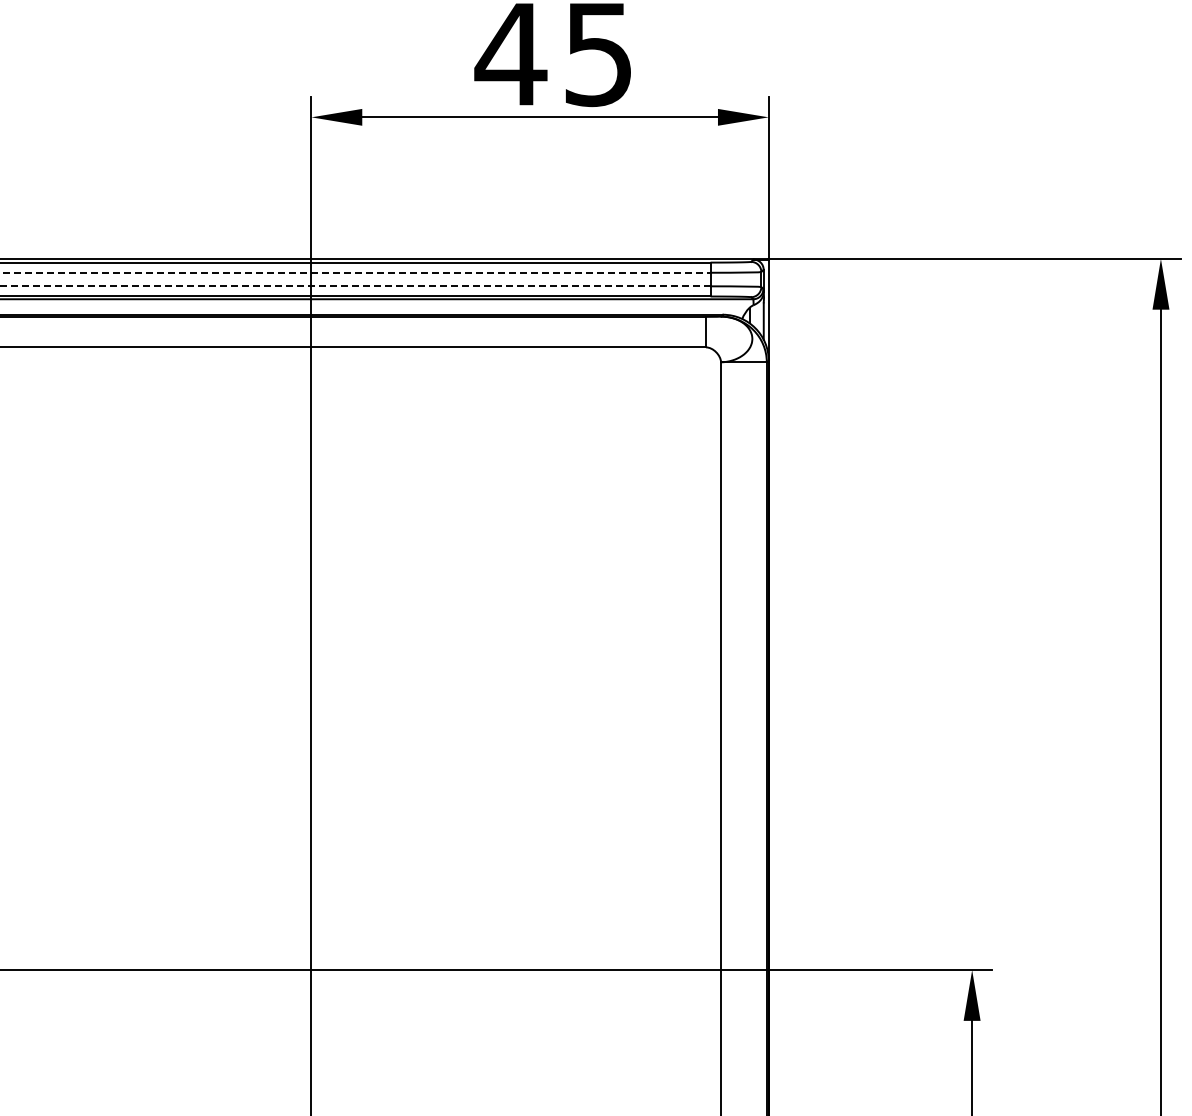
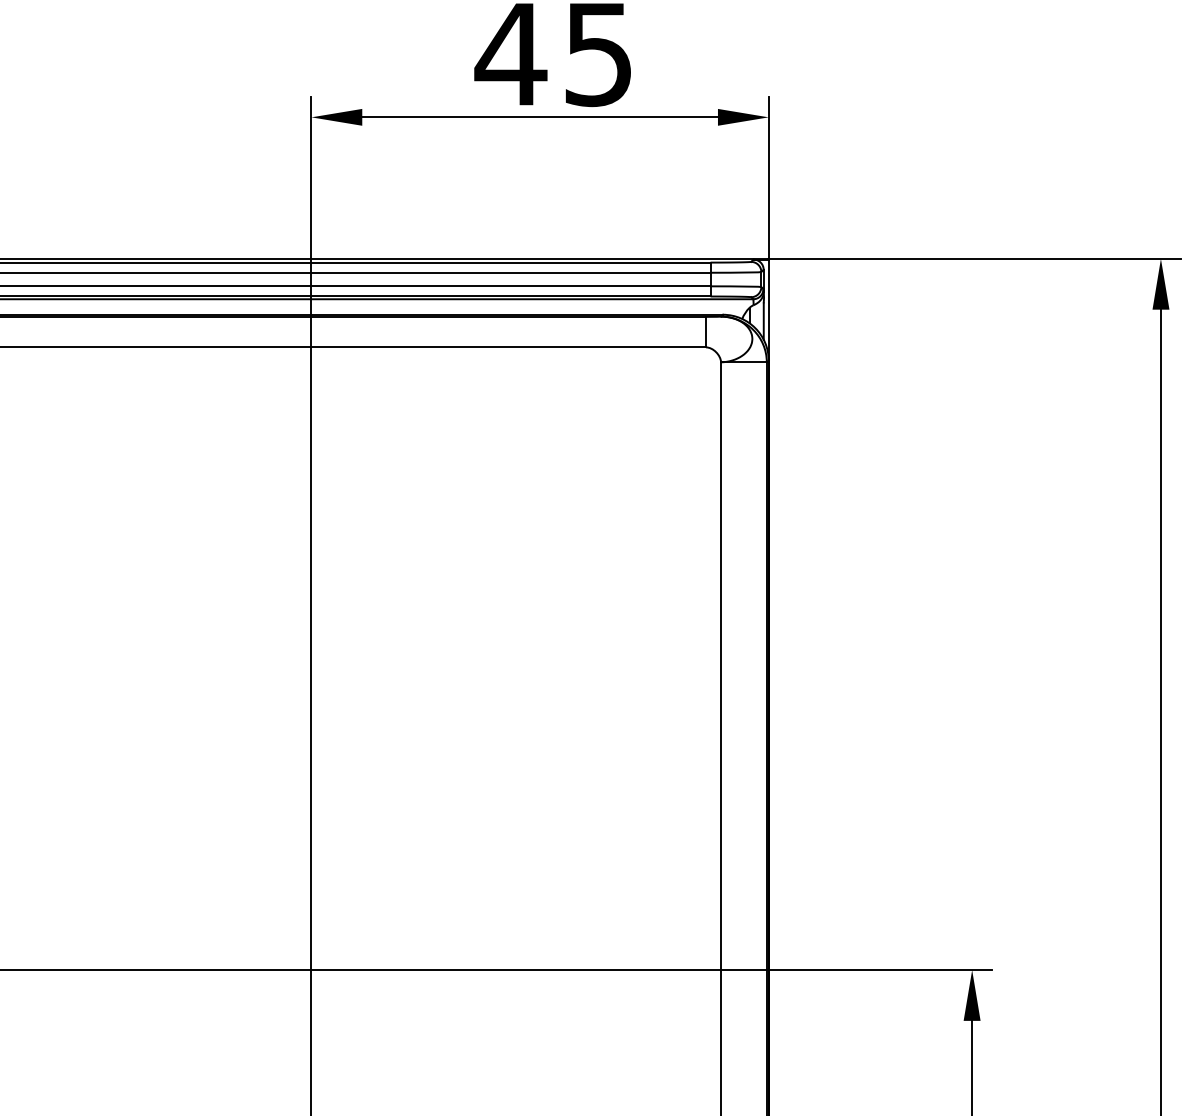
line: dashed -> solid (355, 272)
line: dashed -> solid (355, 286)
